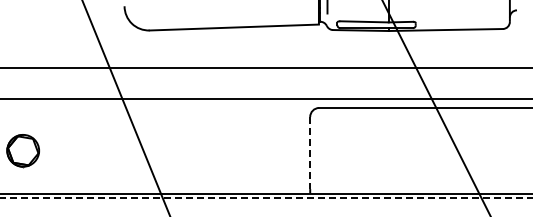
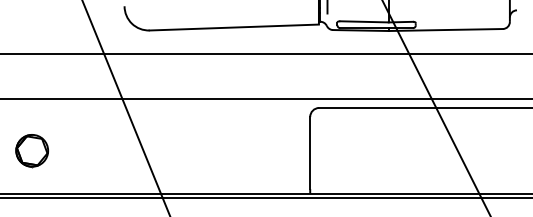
line position: (265, 67) -> (265, 53) (265, 53)
part position: (22, 151) -> (31, 151) (31, 151)
line: dashed -> solid (310, 153)
line: dashed -> solid (265, 198)
